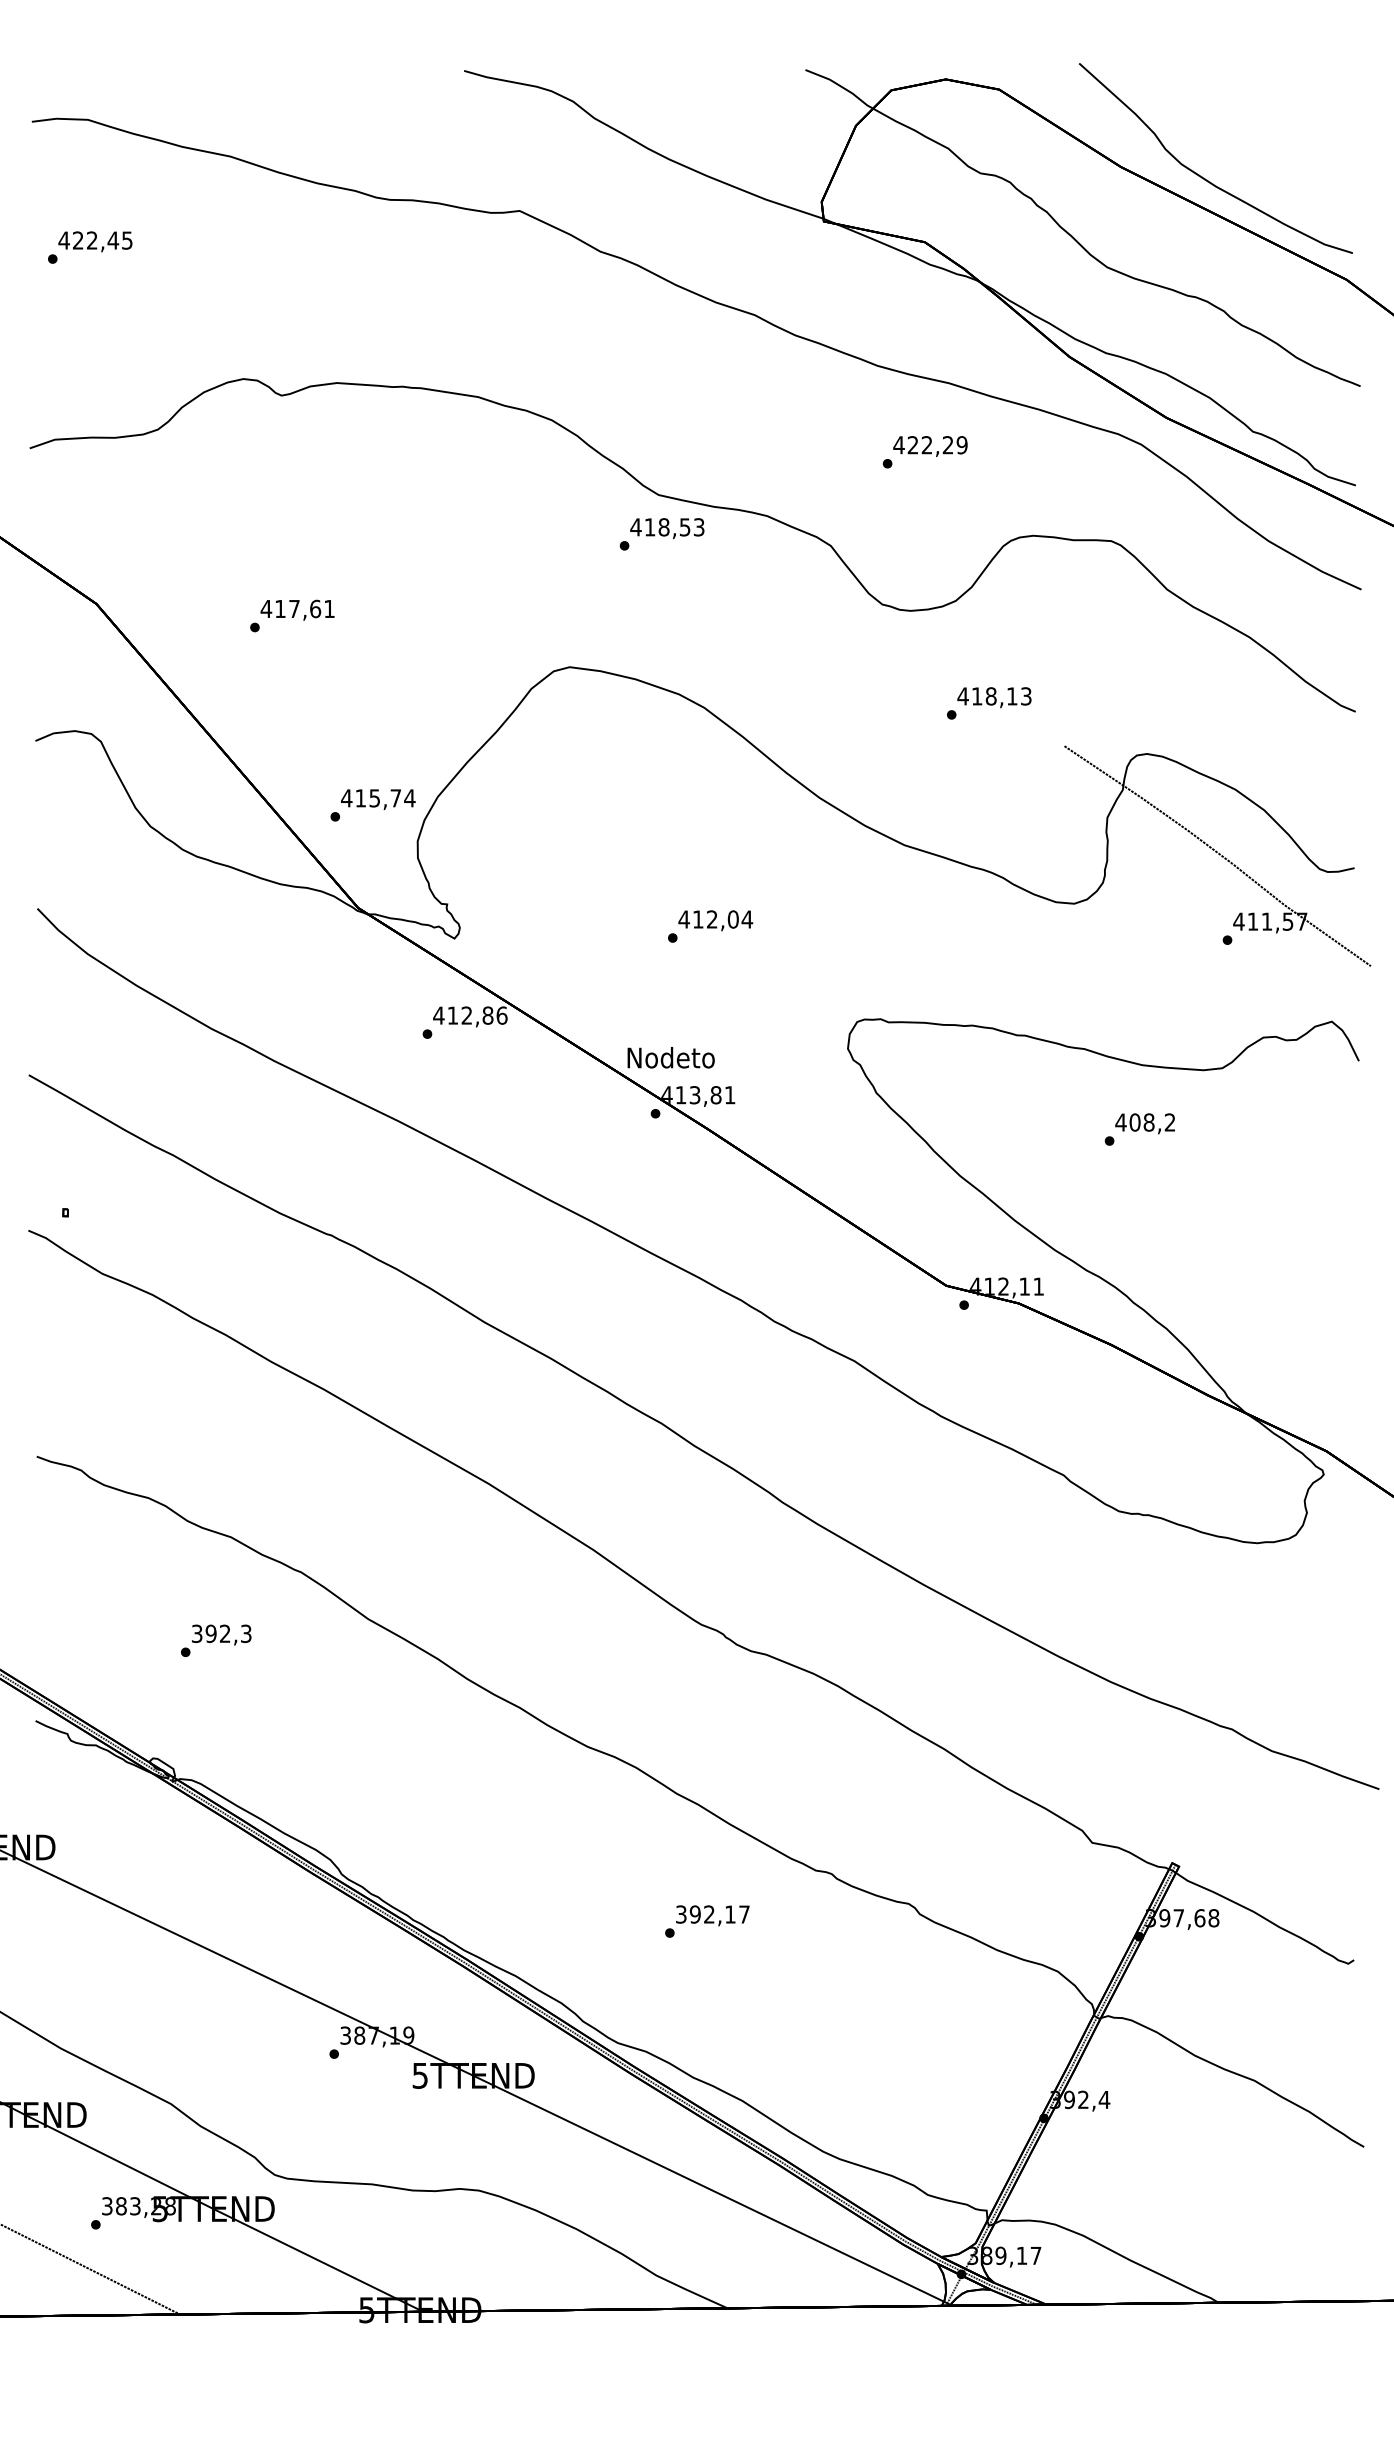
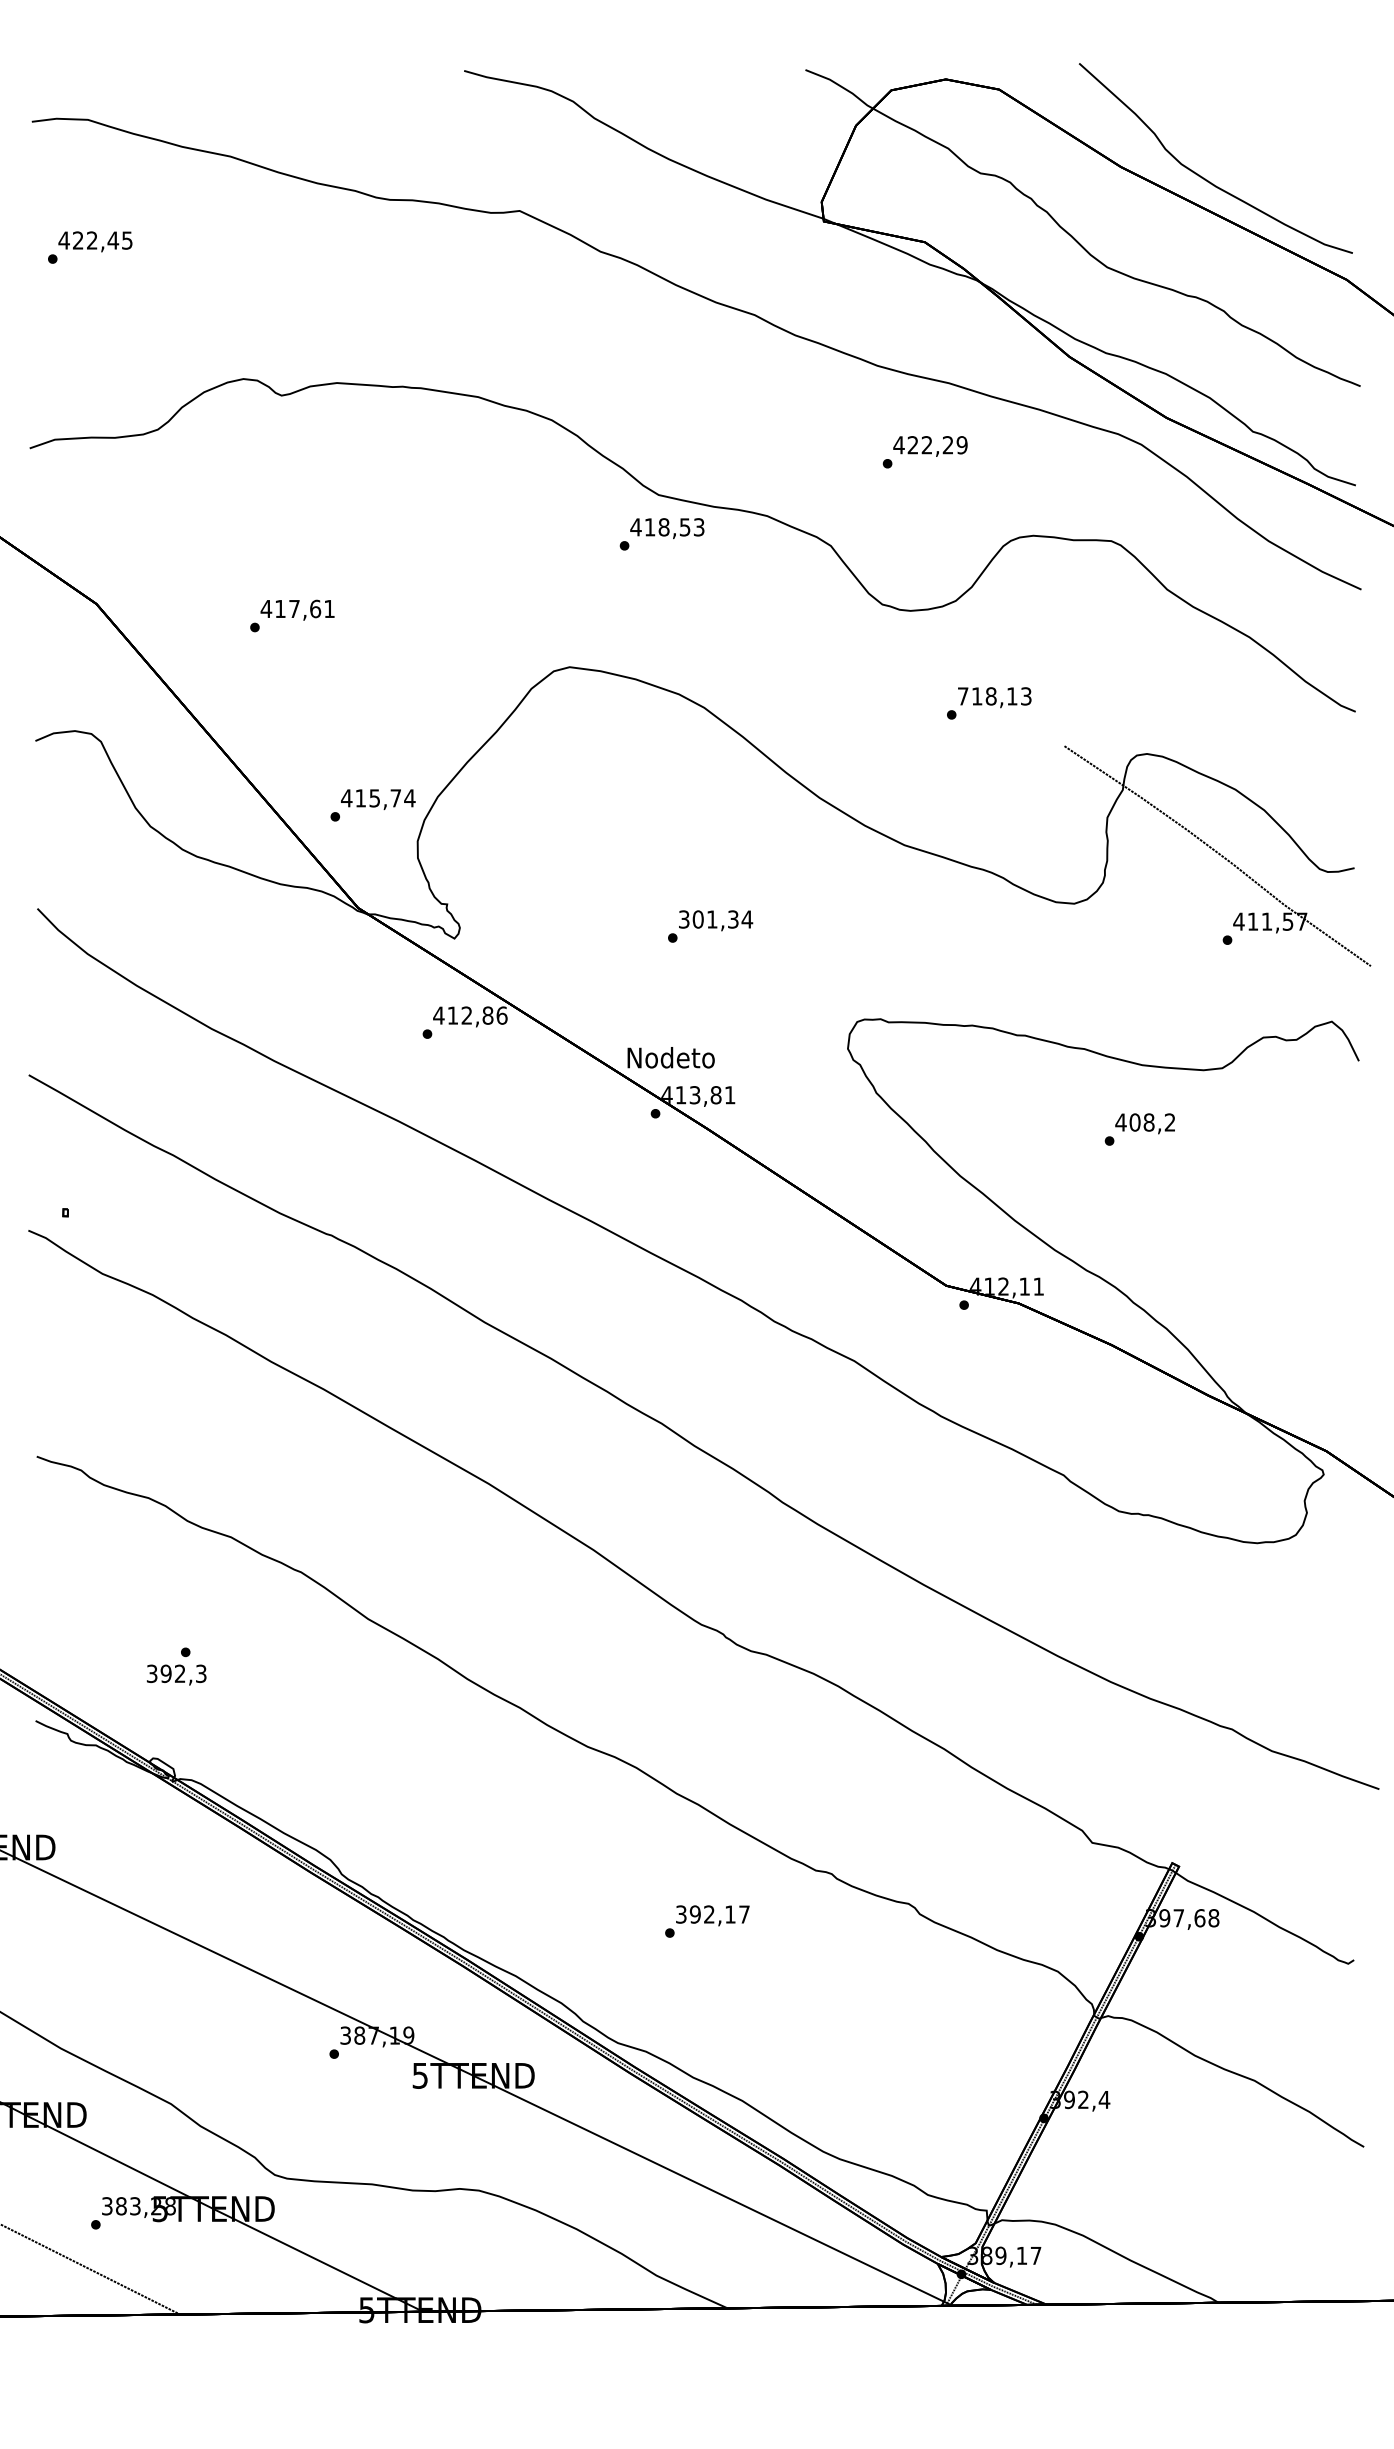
text: 418,13 -> 718,13 (962, 696)
text: 412,04 -> 301,34 (708, 919)
text position: (221, 1634) -> (176, 1674) (176, 1674)
